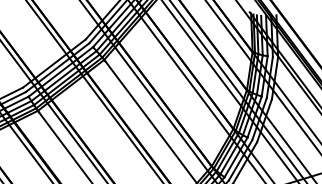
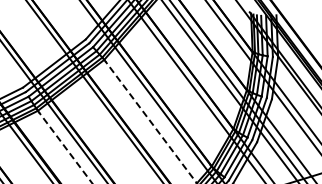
line: solid -> dashed (151, 122)
line: solid -> dashed (65, 147)
